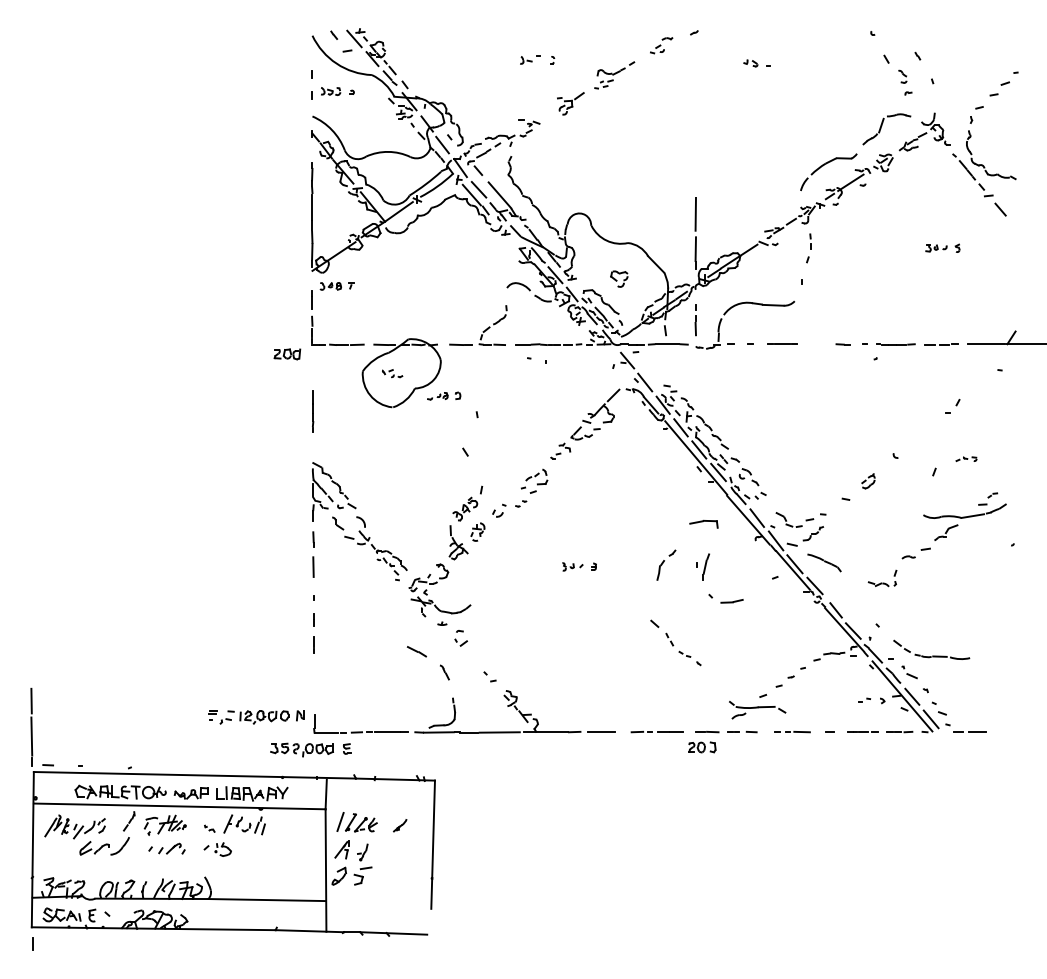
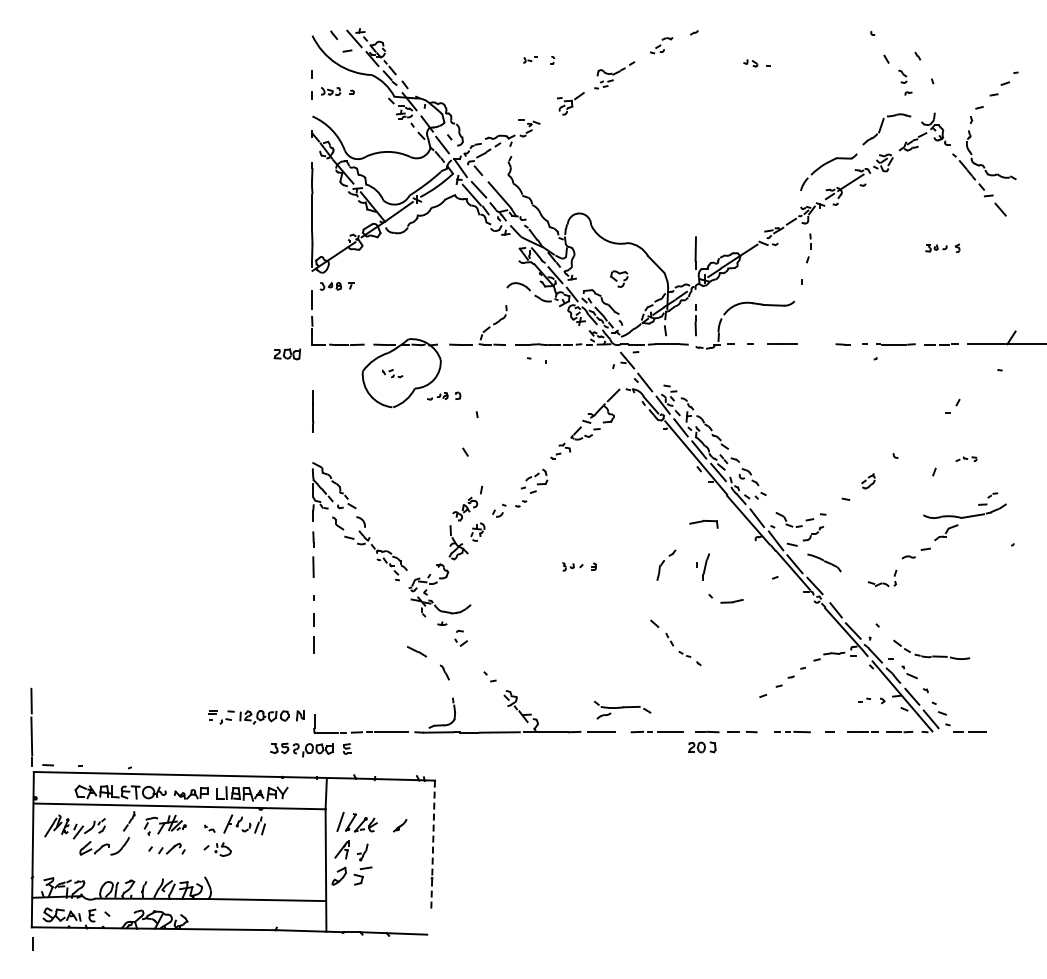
part size: 21x10 px -> 15x8 px (530, 59)
line: present -> none (695, 213)
part position: (757, 710) -> (622, 710) (622, 710)
line: solid -> dashed (433, 845)
